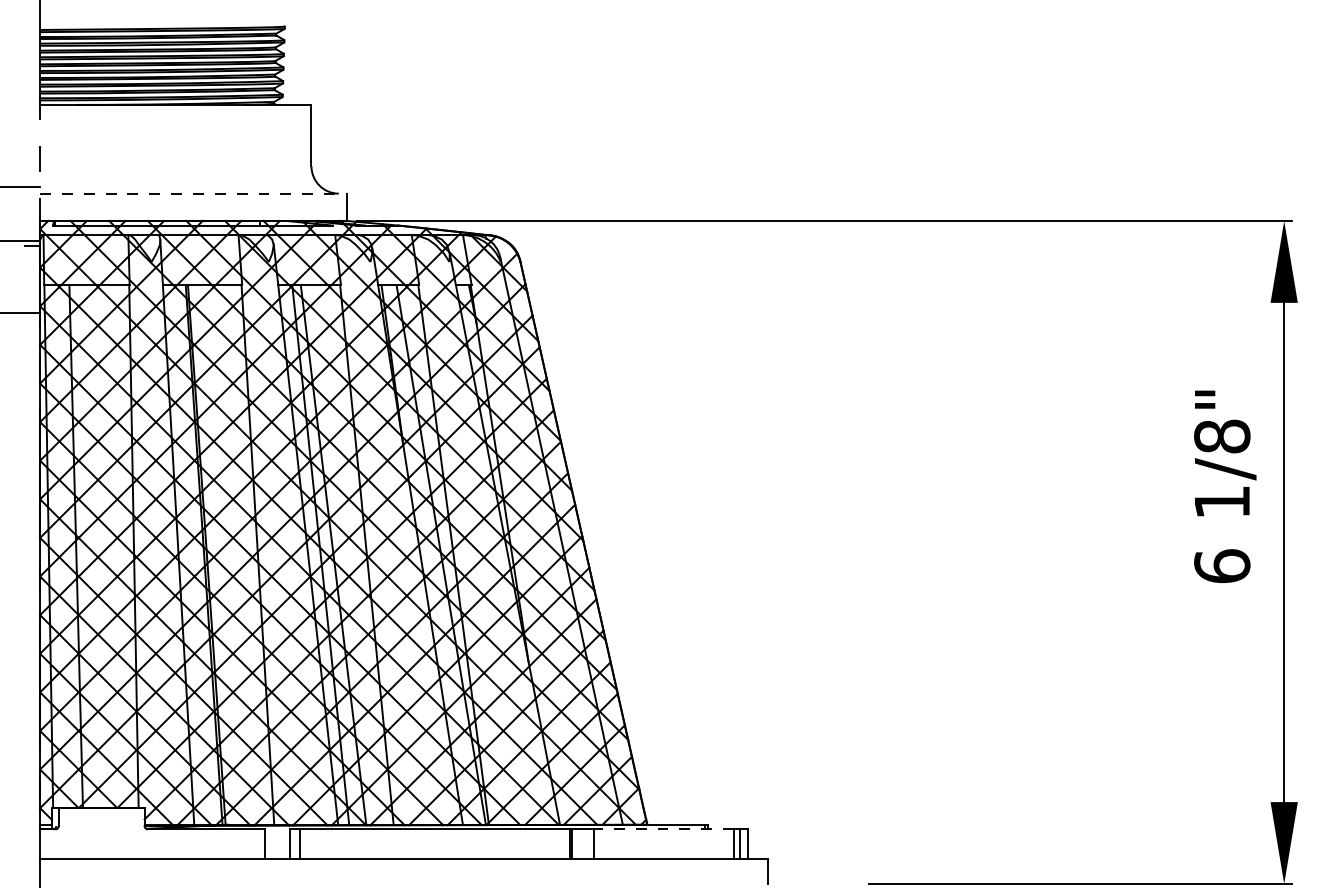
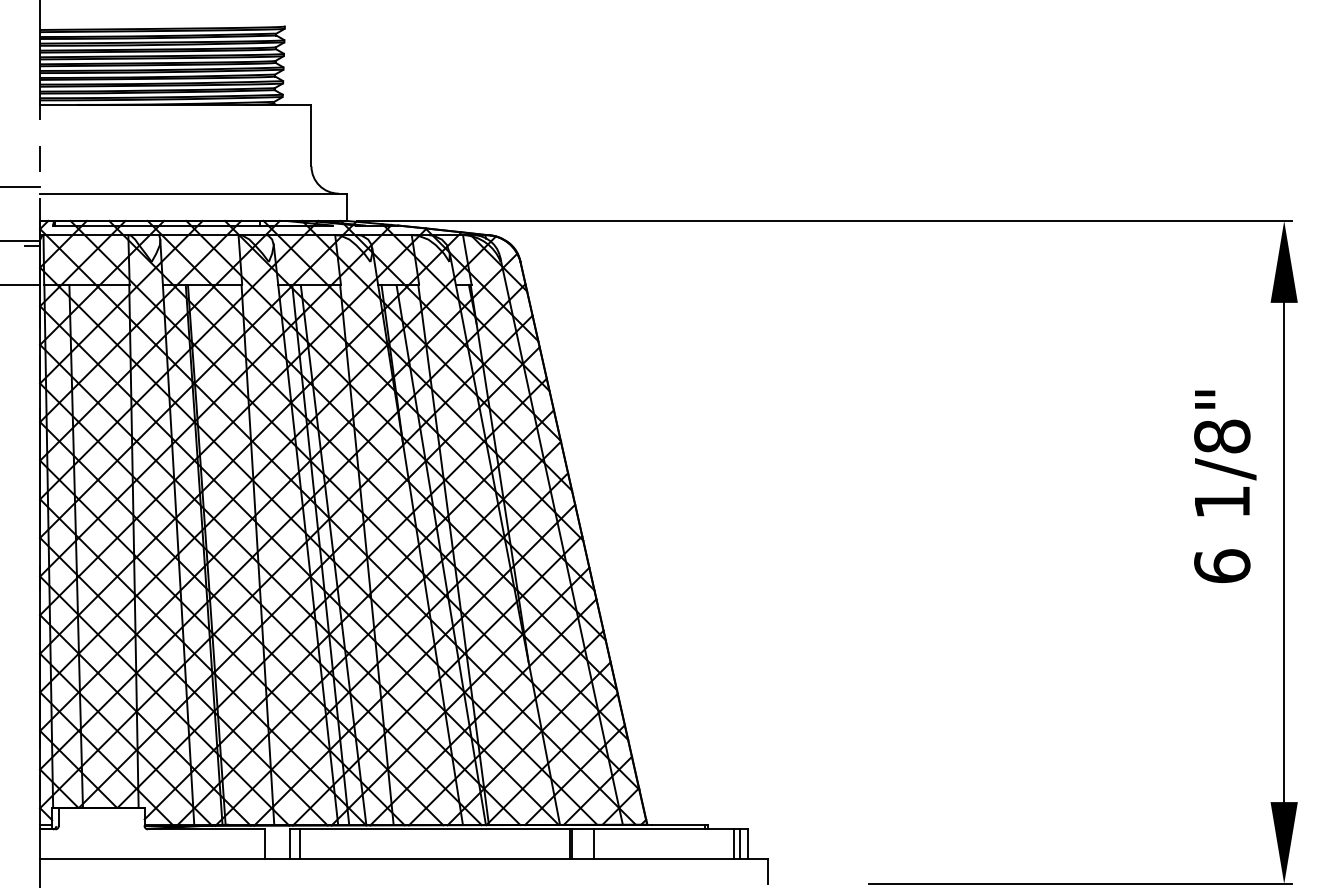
line: dashed -> solid (193, 193)
line position: (21, 312) -> (21, 284) (21, 284)
line: dashed -> solid (664, 829)
